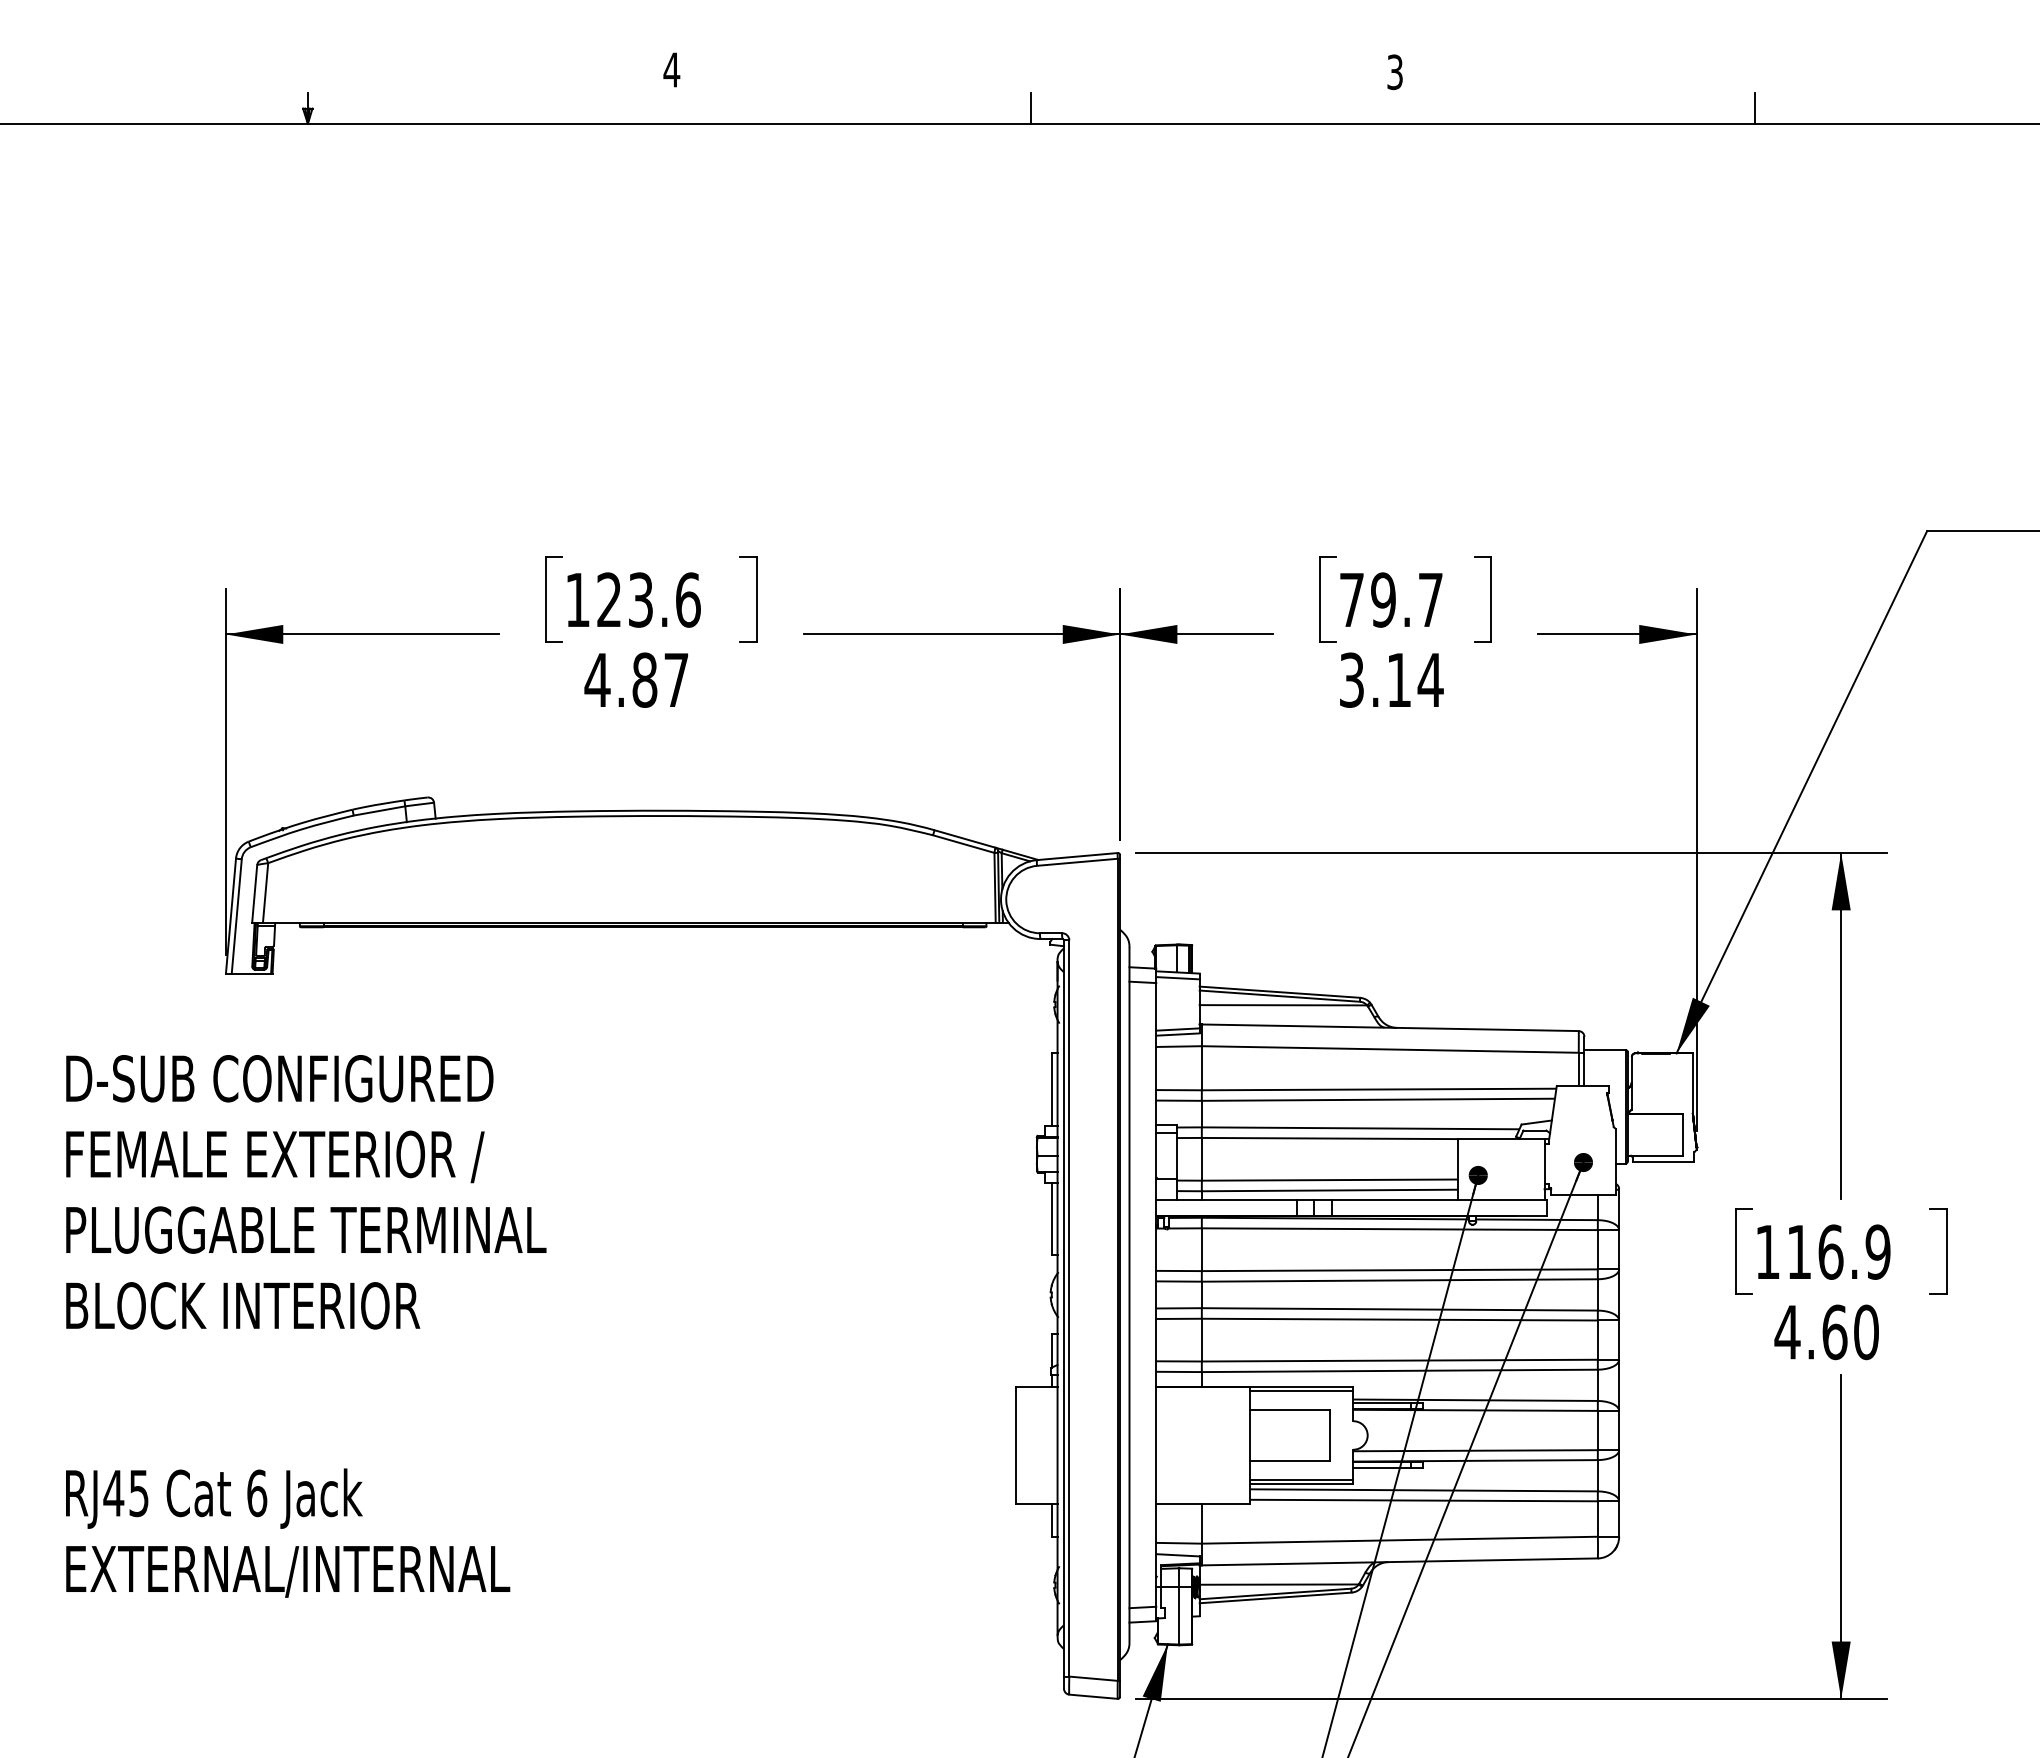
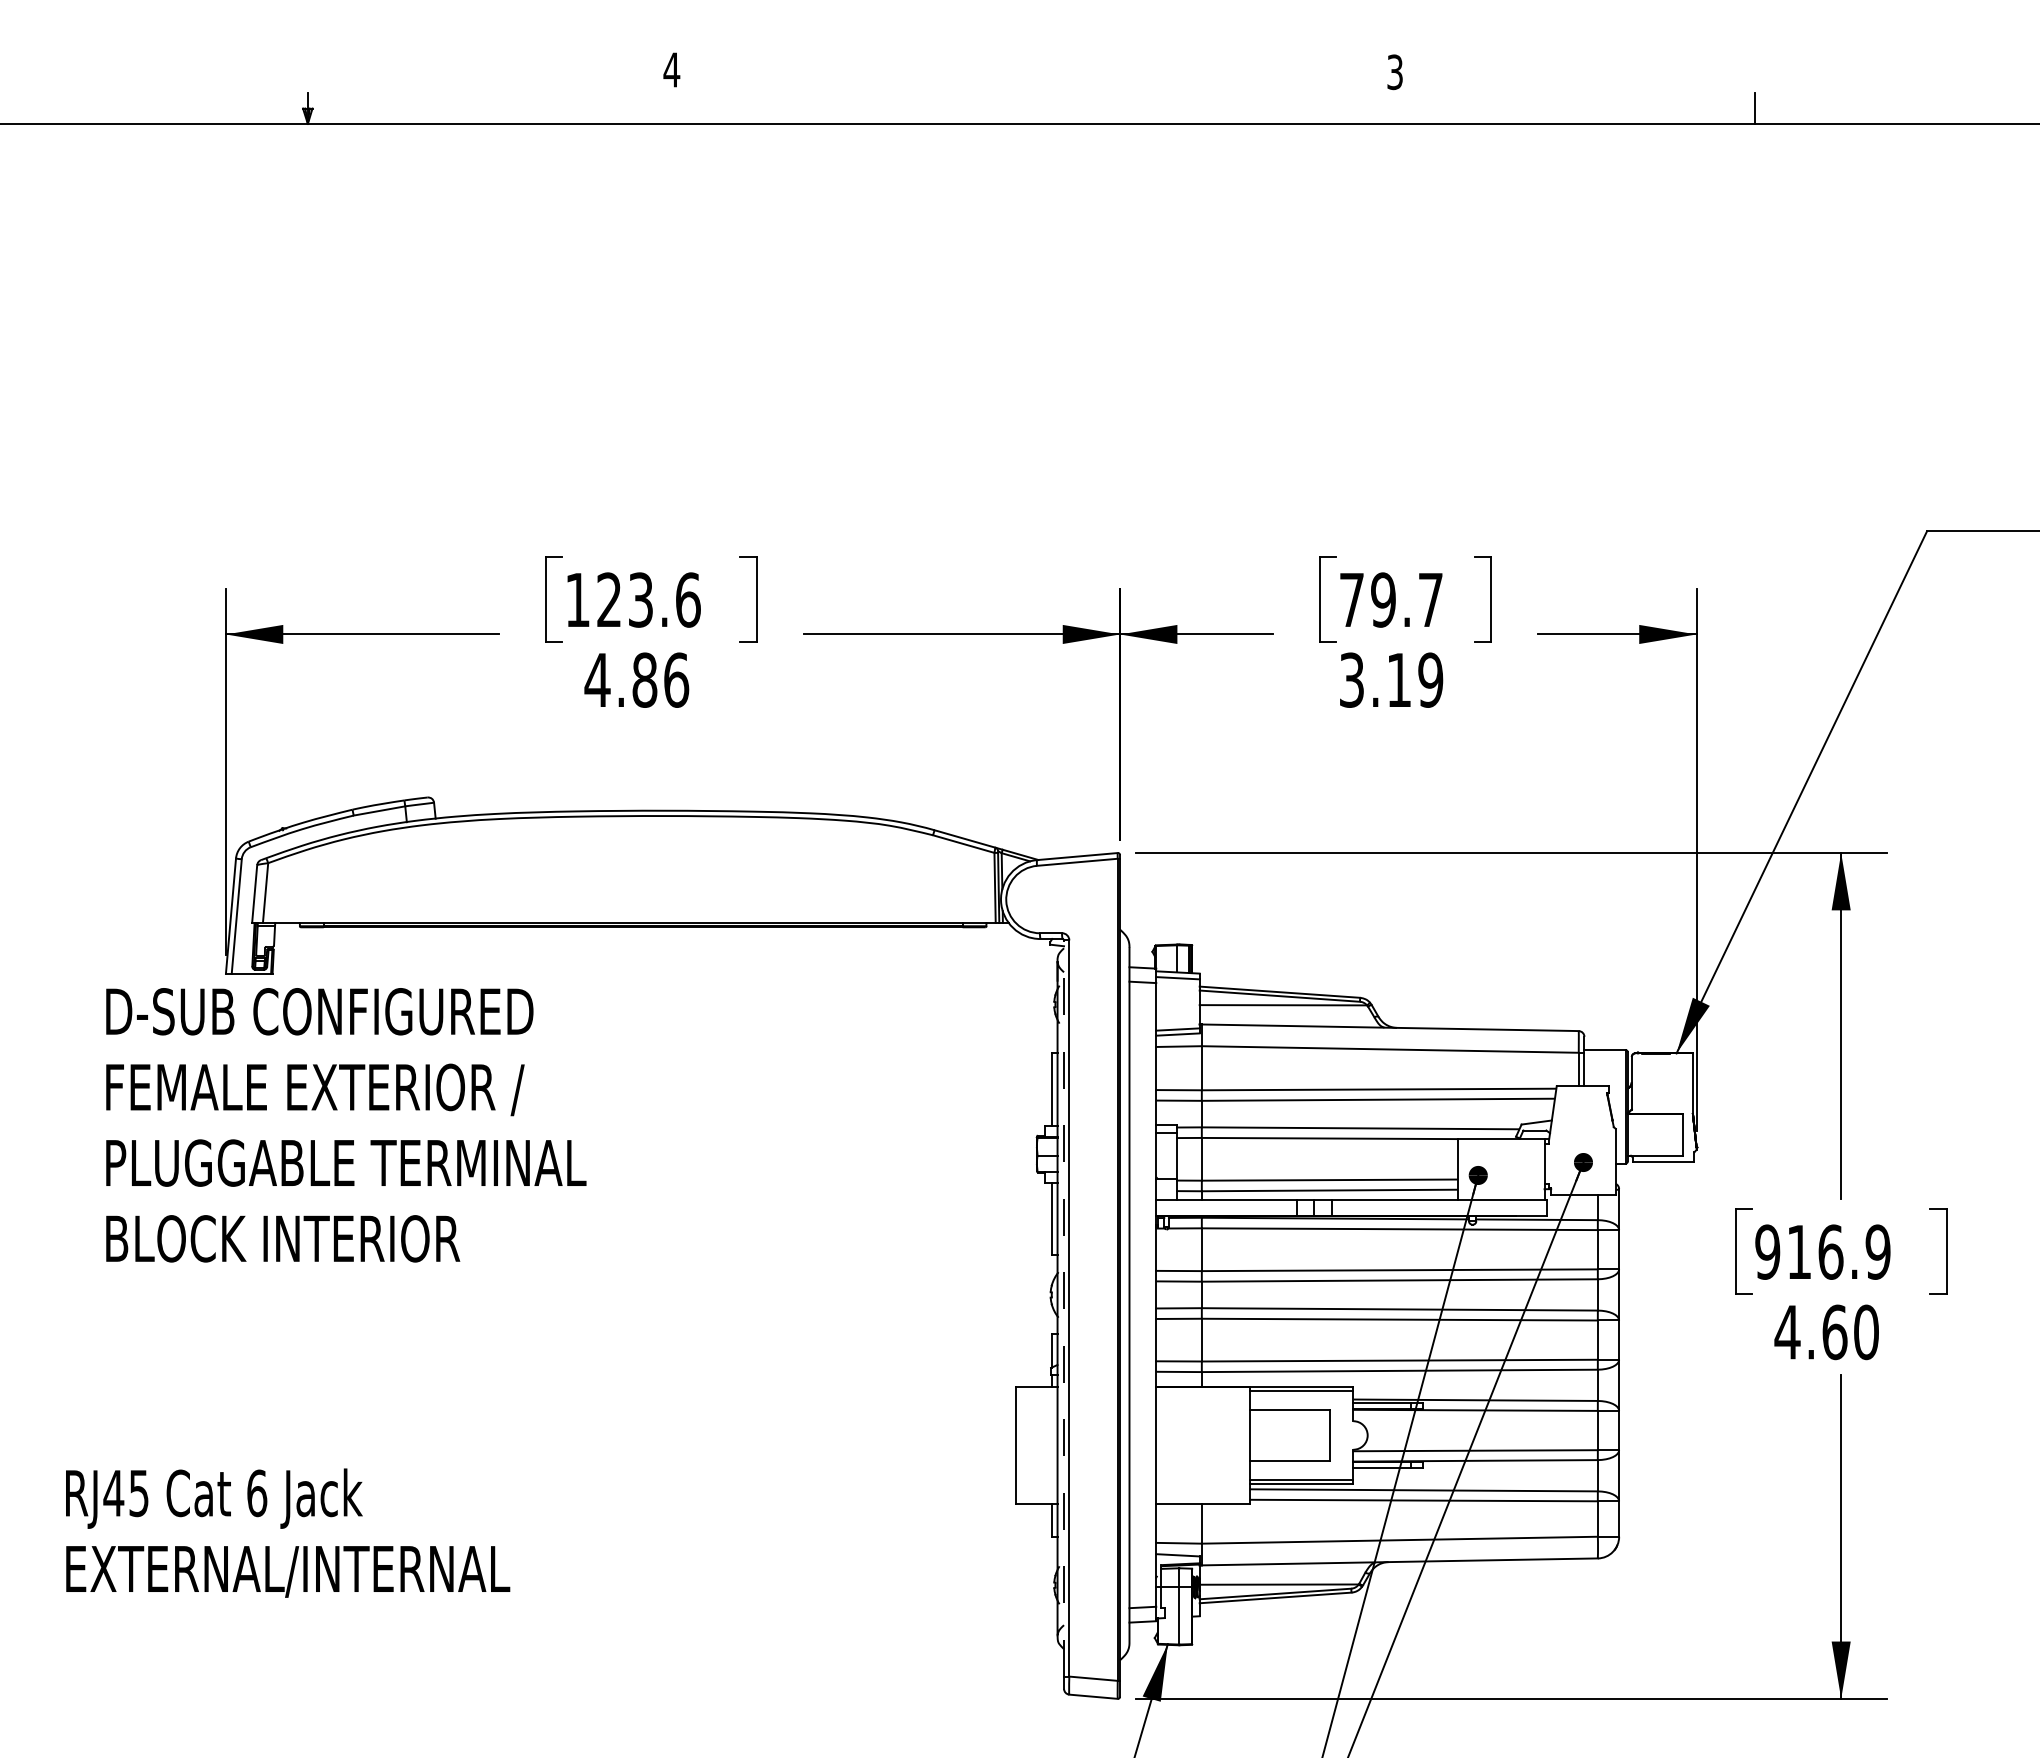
line: present -> none (1031, 107)
text: 4.87 -> 4.86 (676, 679)
text: 3.14 -> 3.19 (1430, 679)
text position: (306, 1192) -> (346, 1125) (346, 1125)
text: 116.9 -> 916.9 (1767, 1251)
line: solid -> dashed (1064, 1308)
